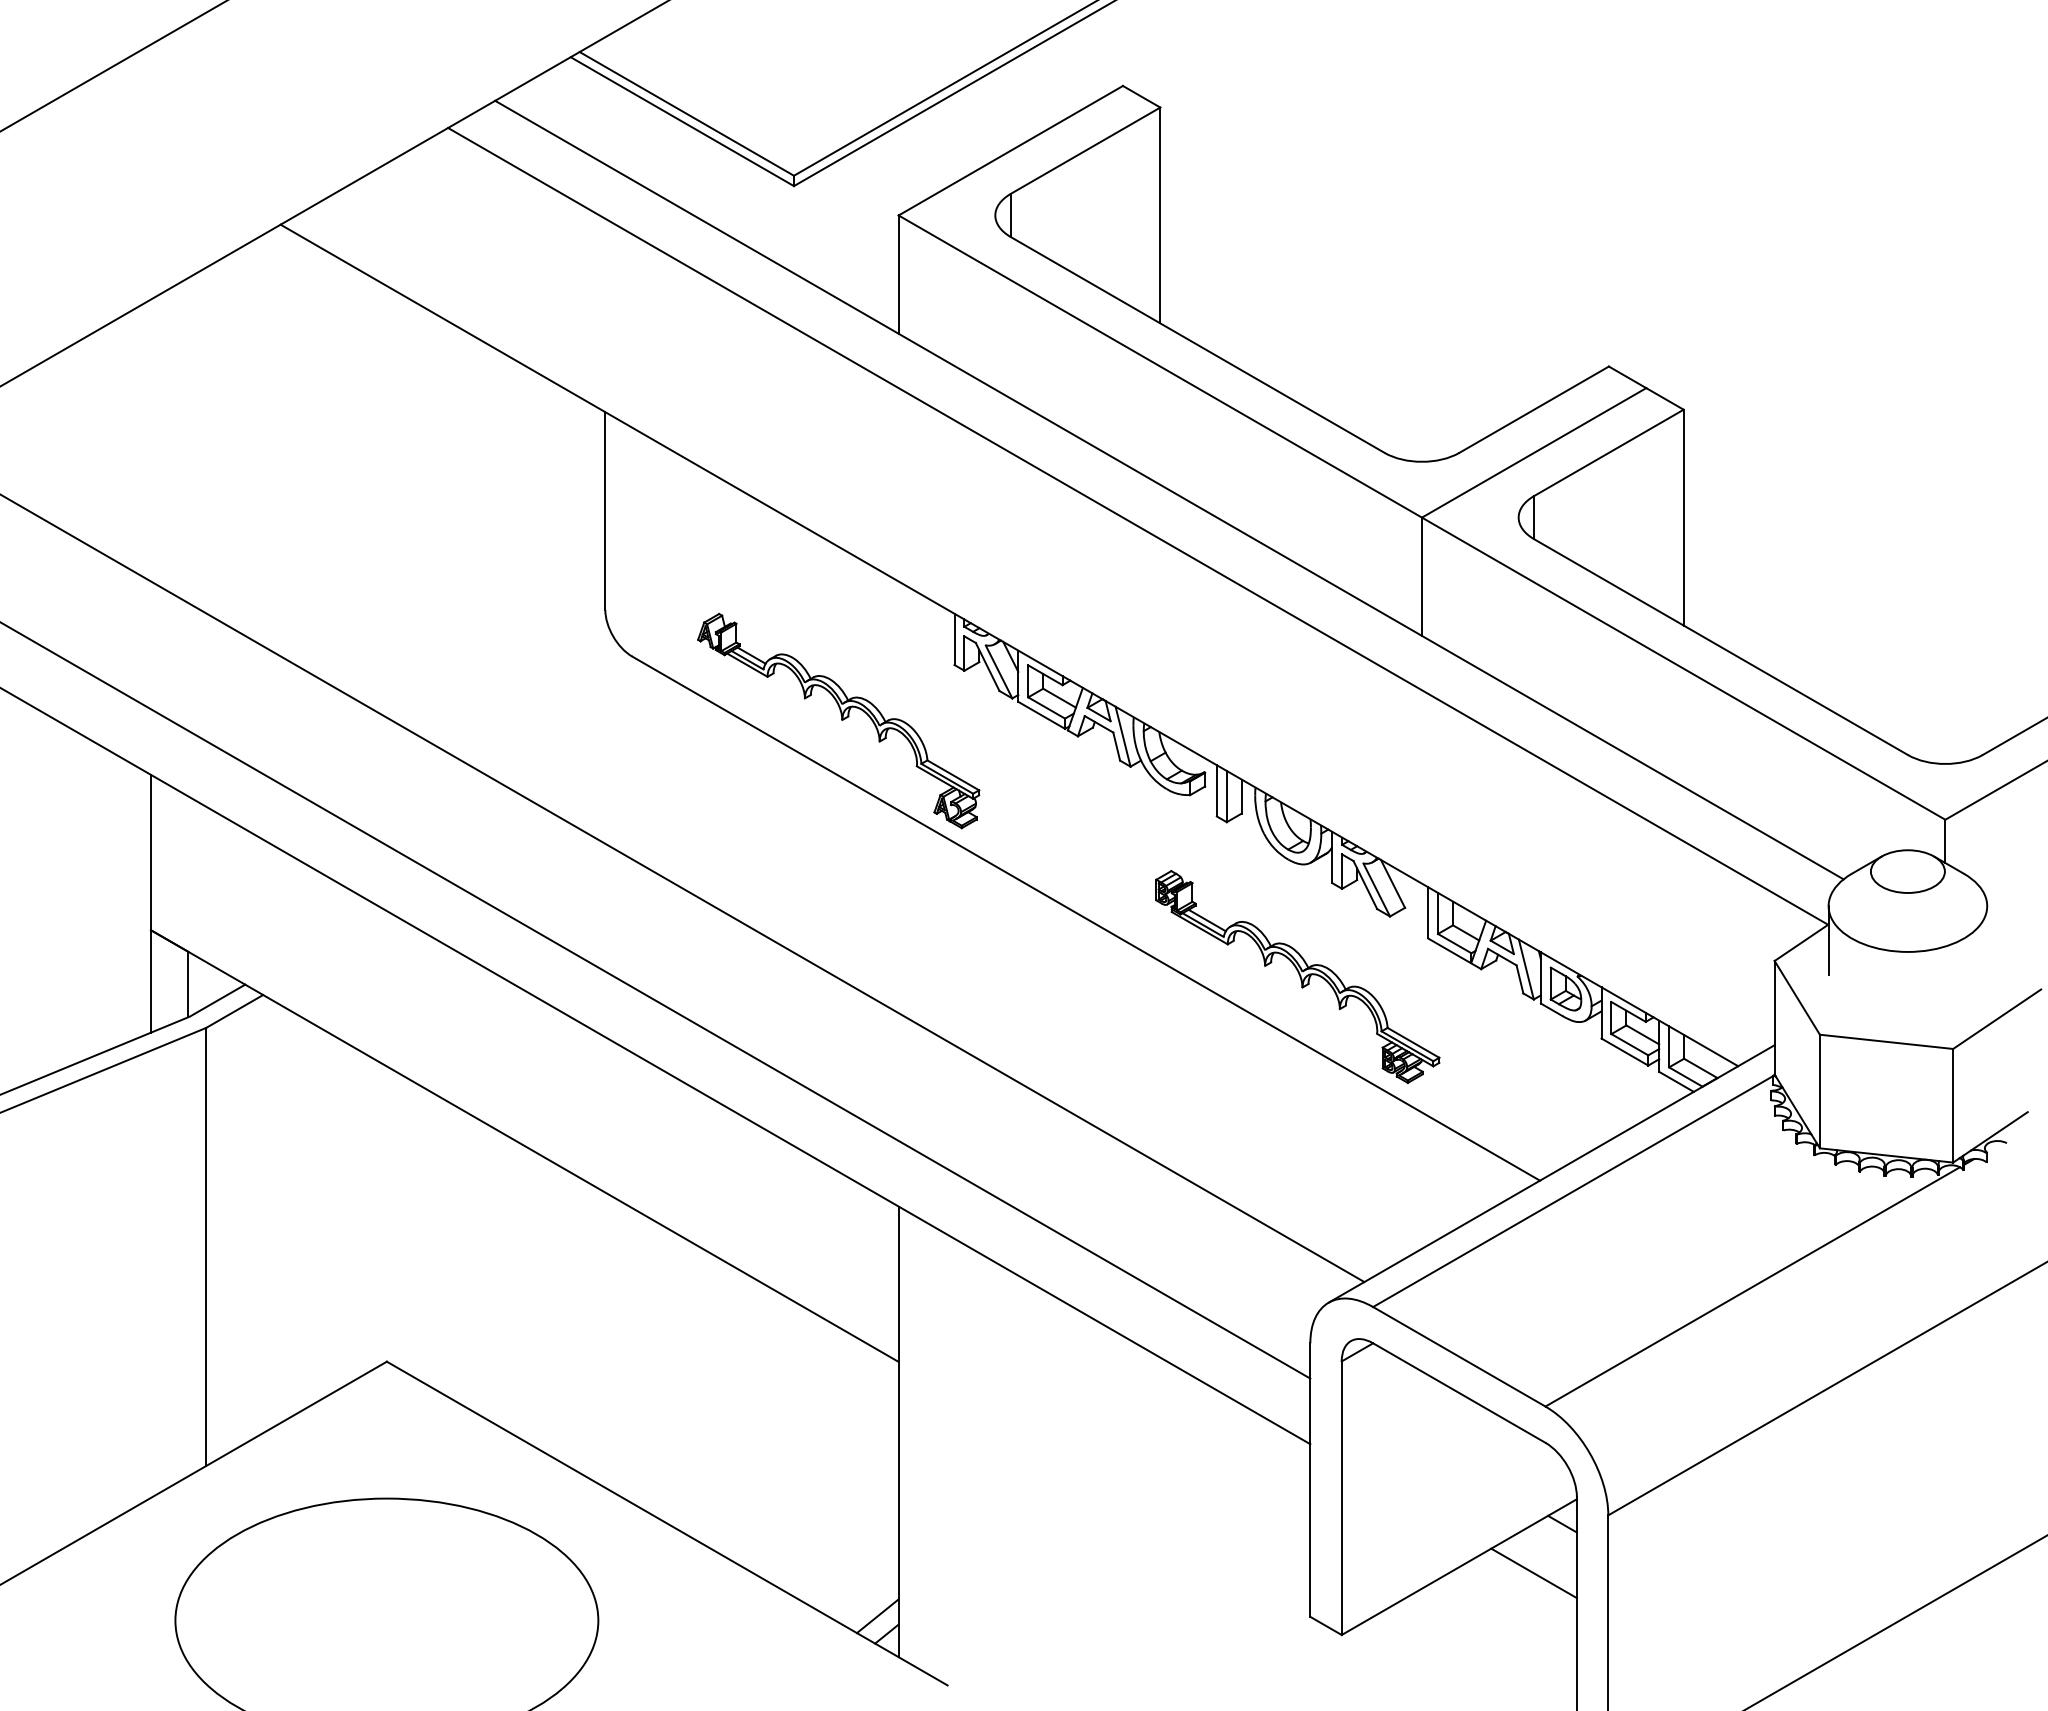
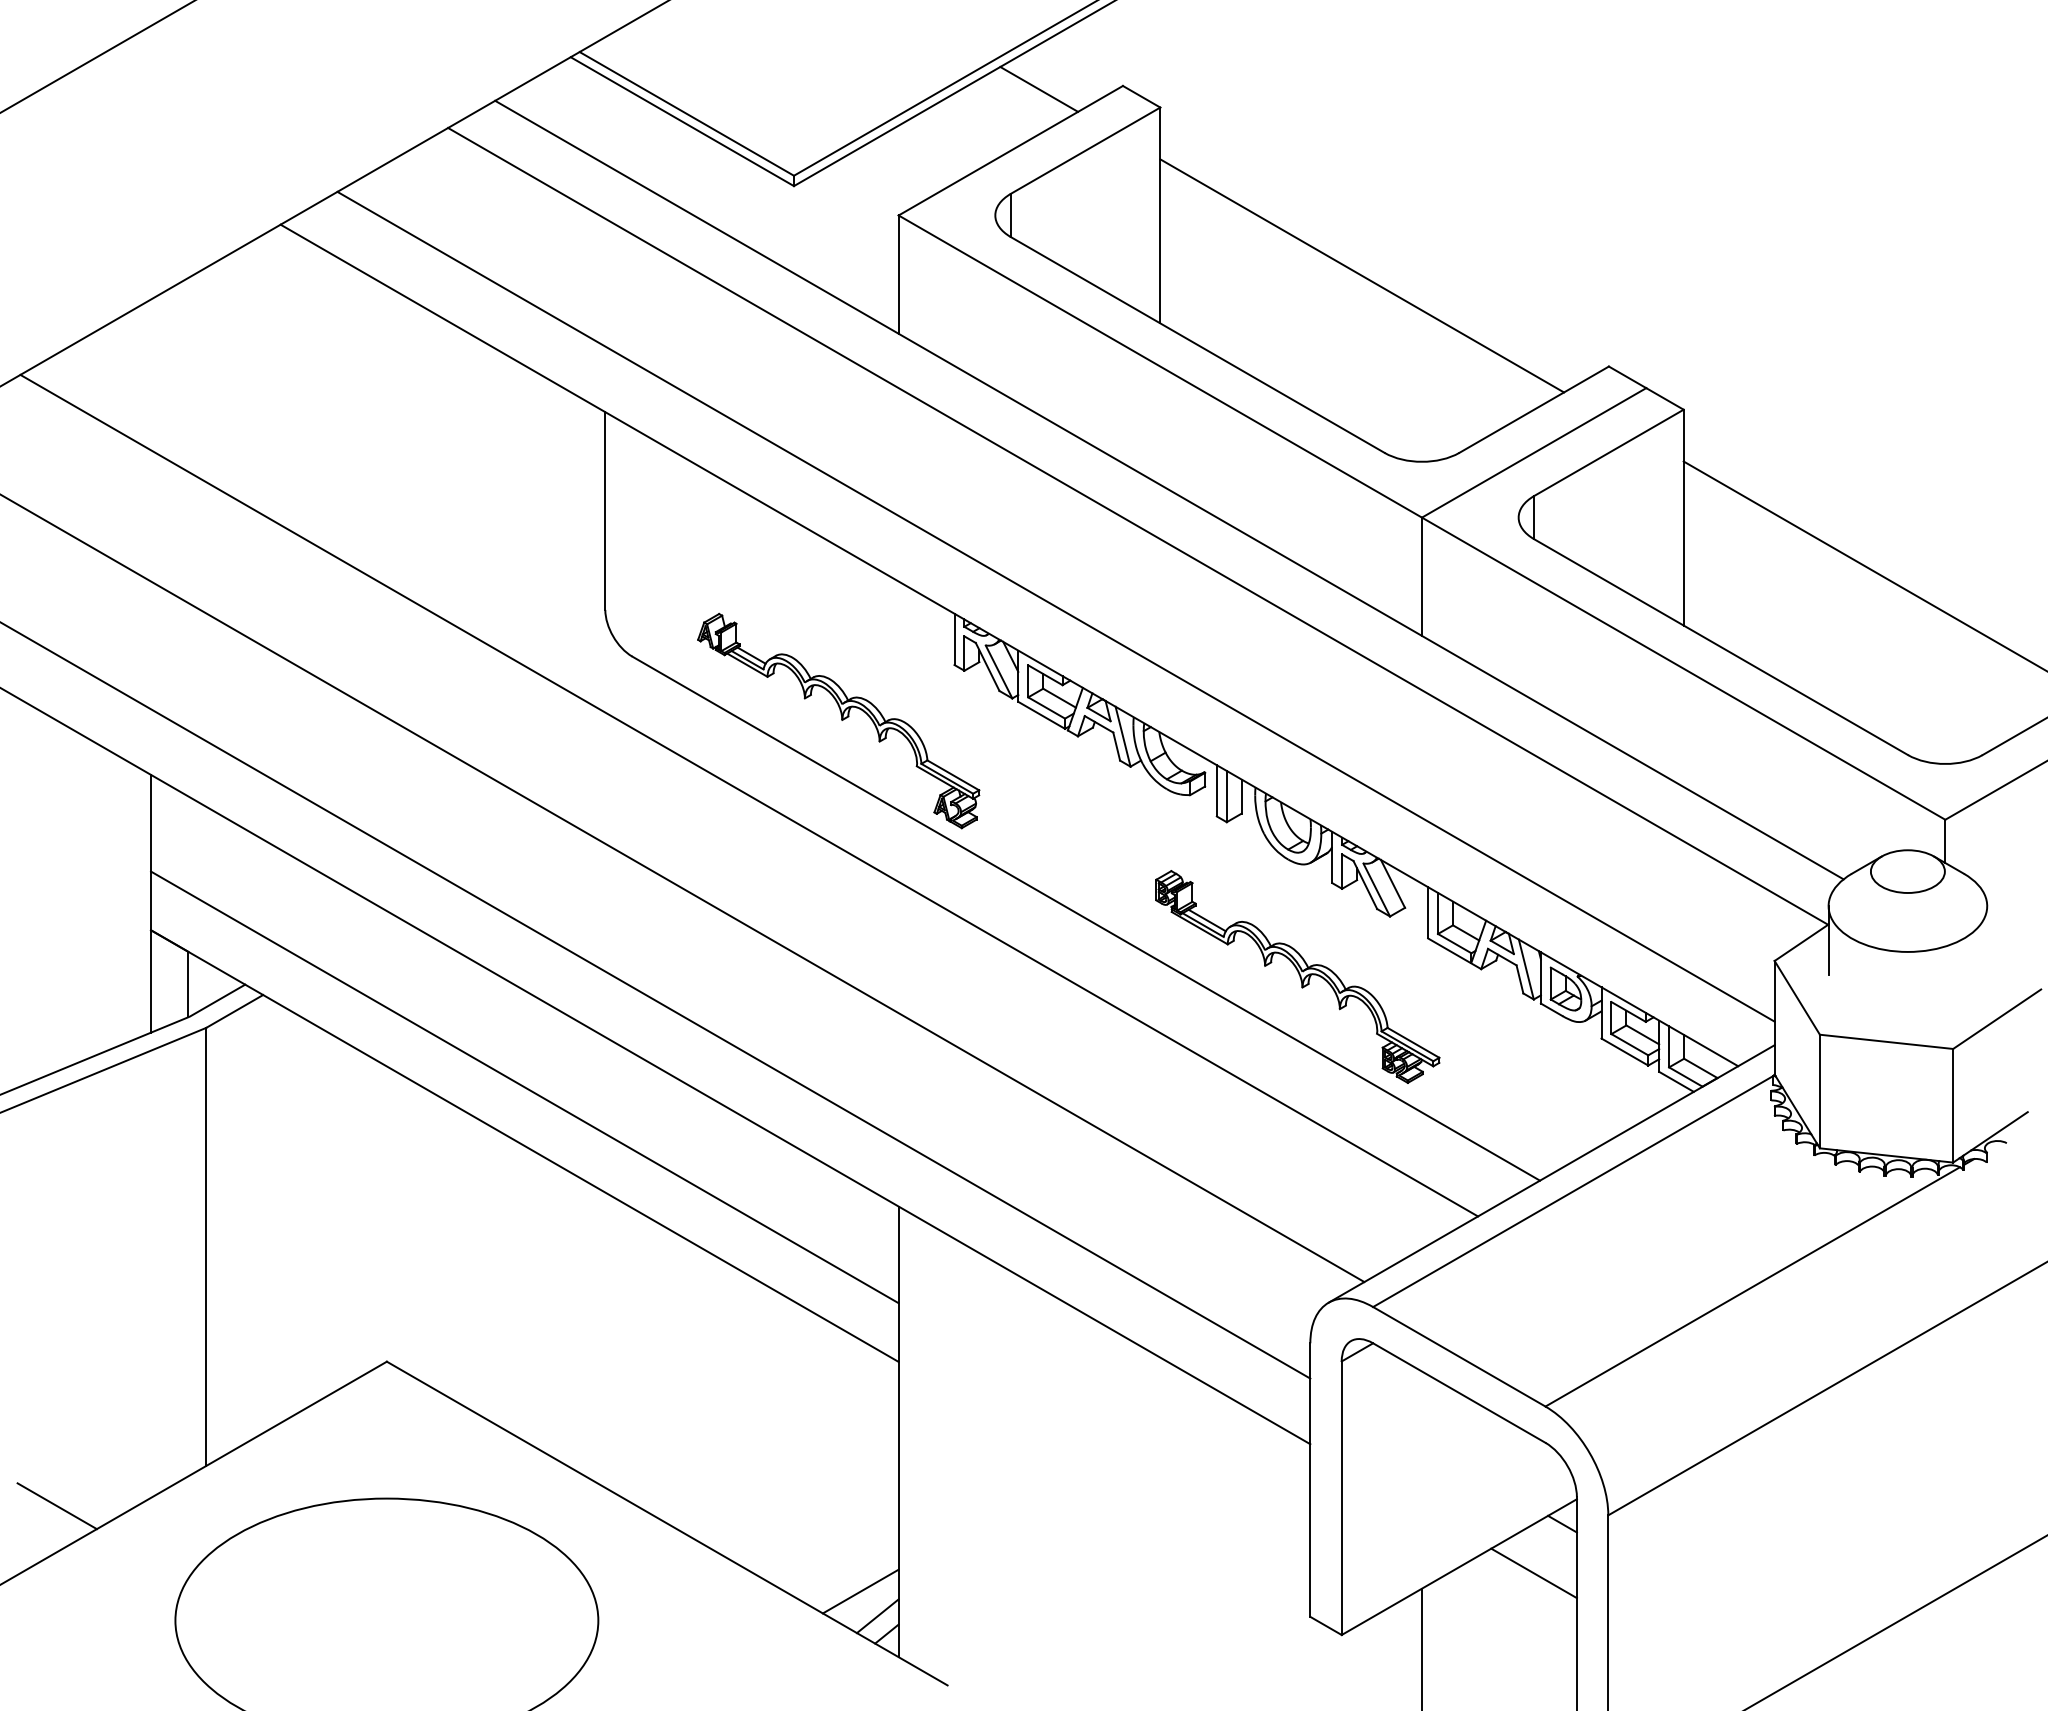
line position: (112, 66) -> (96, 56) (96, 56)
line: none -> present (1039, 88)
line: none -> present (1362, 275)
line: none -> present (1863, 565)
line: none -> present (1055, 606)
line: none -> present (749, 795)
line: none -> present (524, 1087)
line: none -> present (56, 1506)
line: none -> present (860, 1591)
line: none -> present (1422, 1647)
